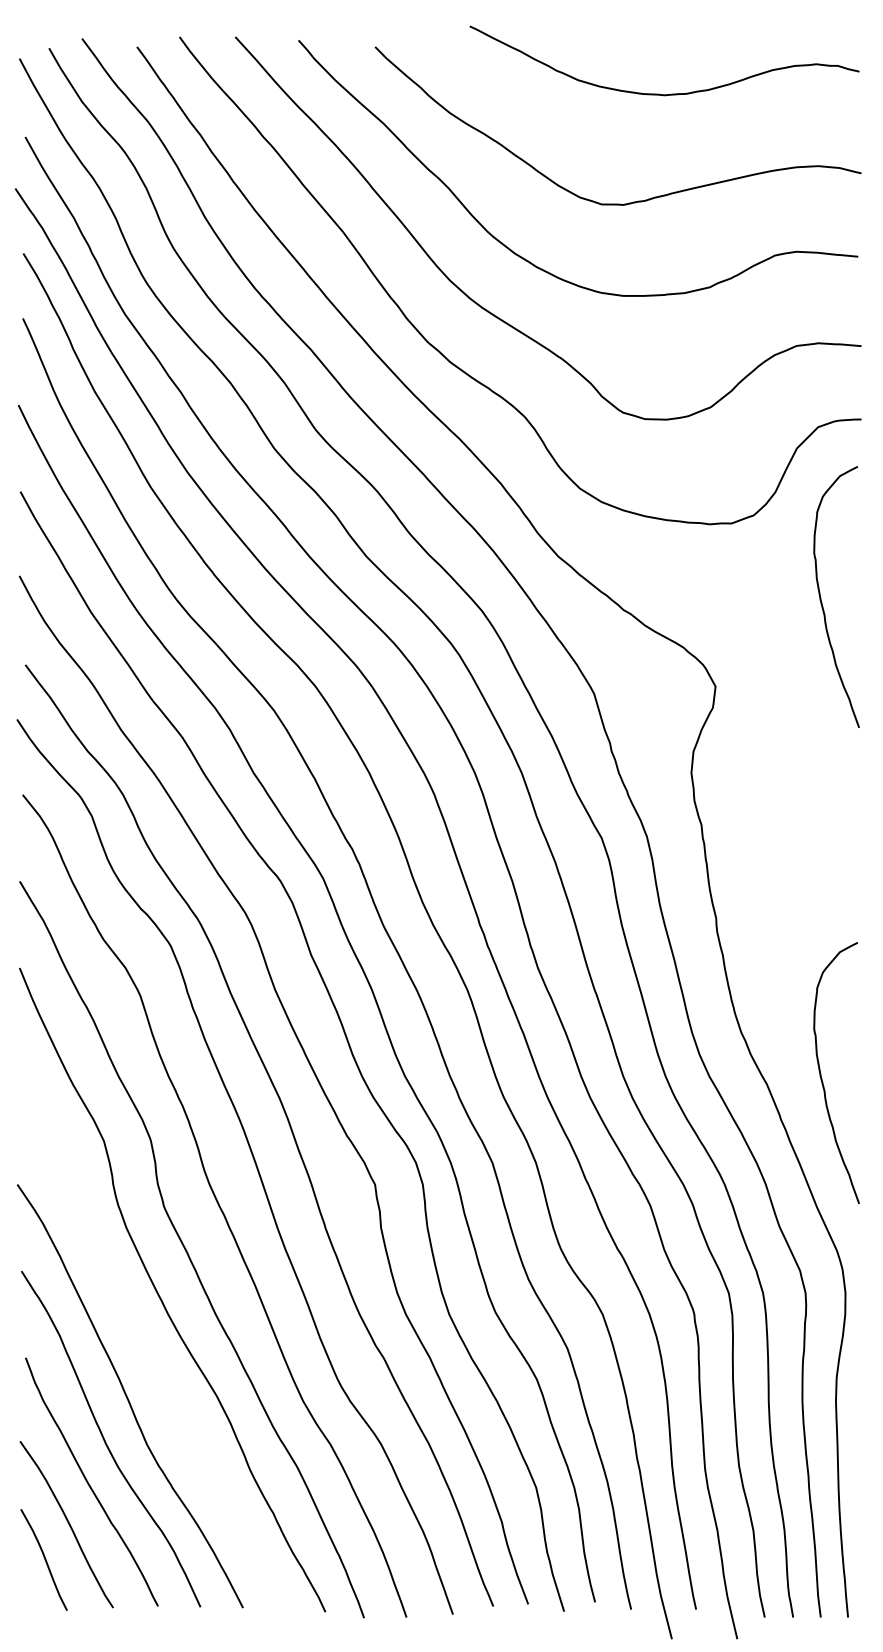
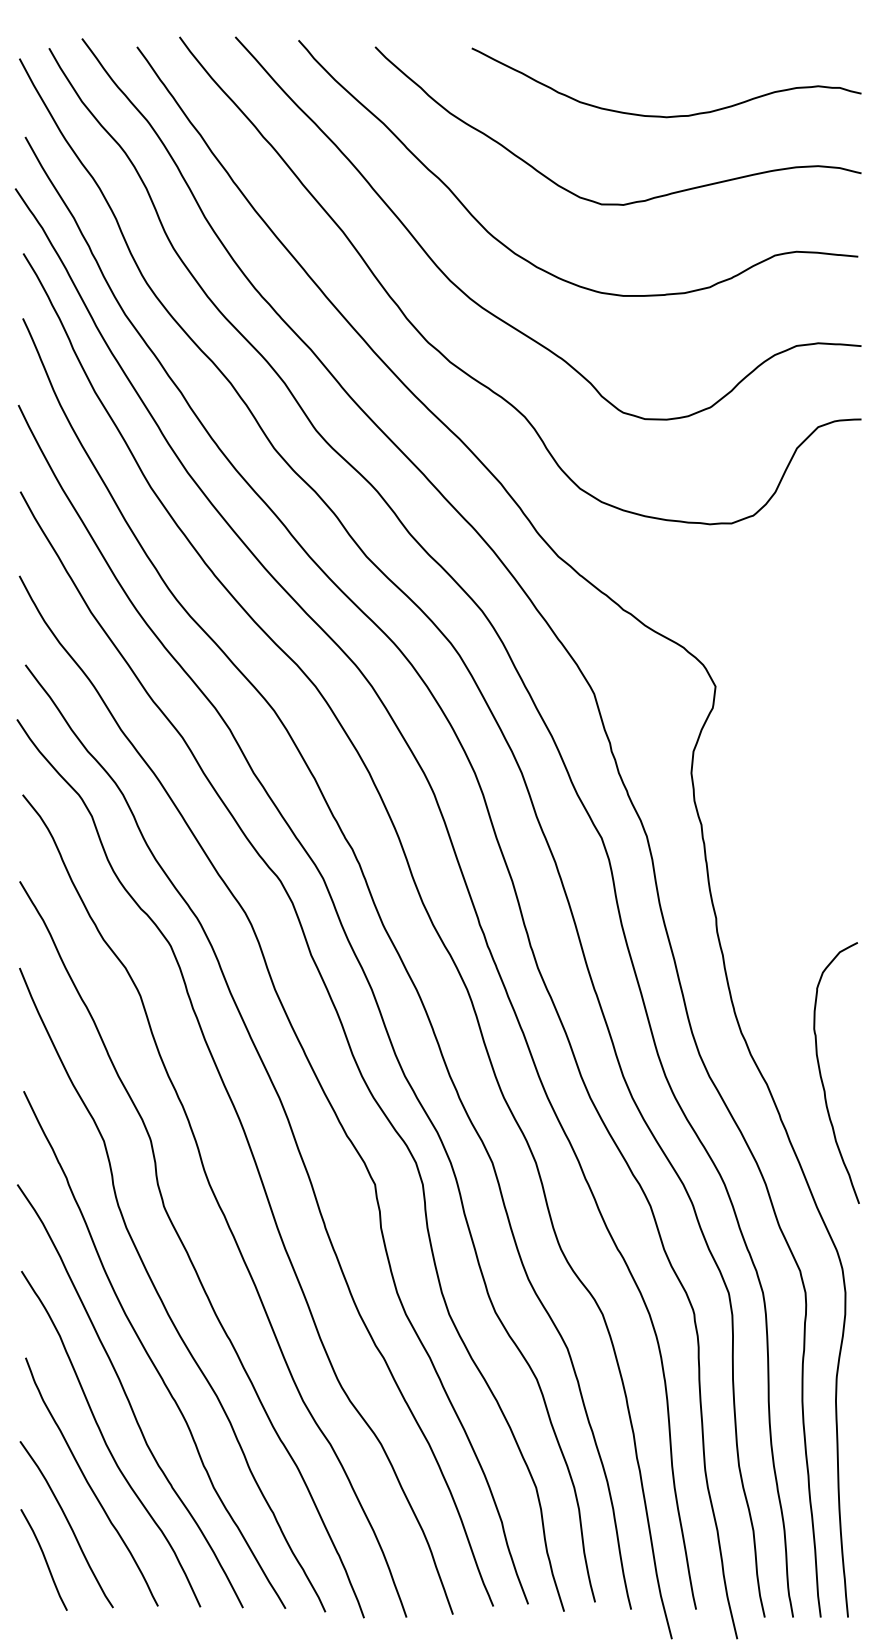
curve position: (659, 93) -> (661, 115) (661, 115)
curve: present -> none (821, 597)
curve: none -> present (148, 1353)
